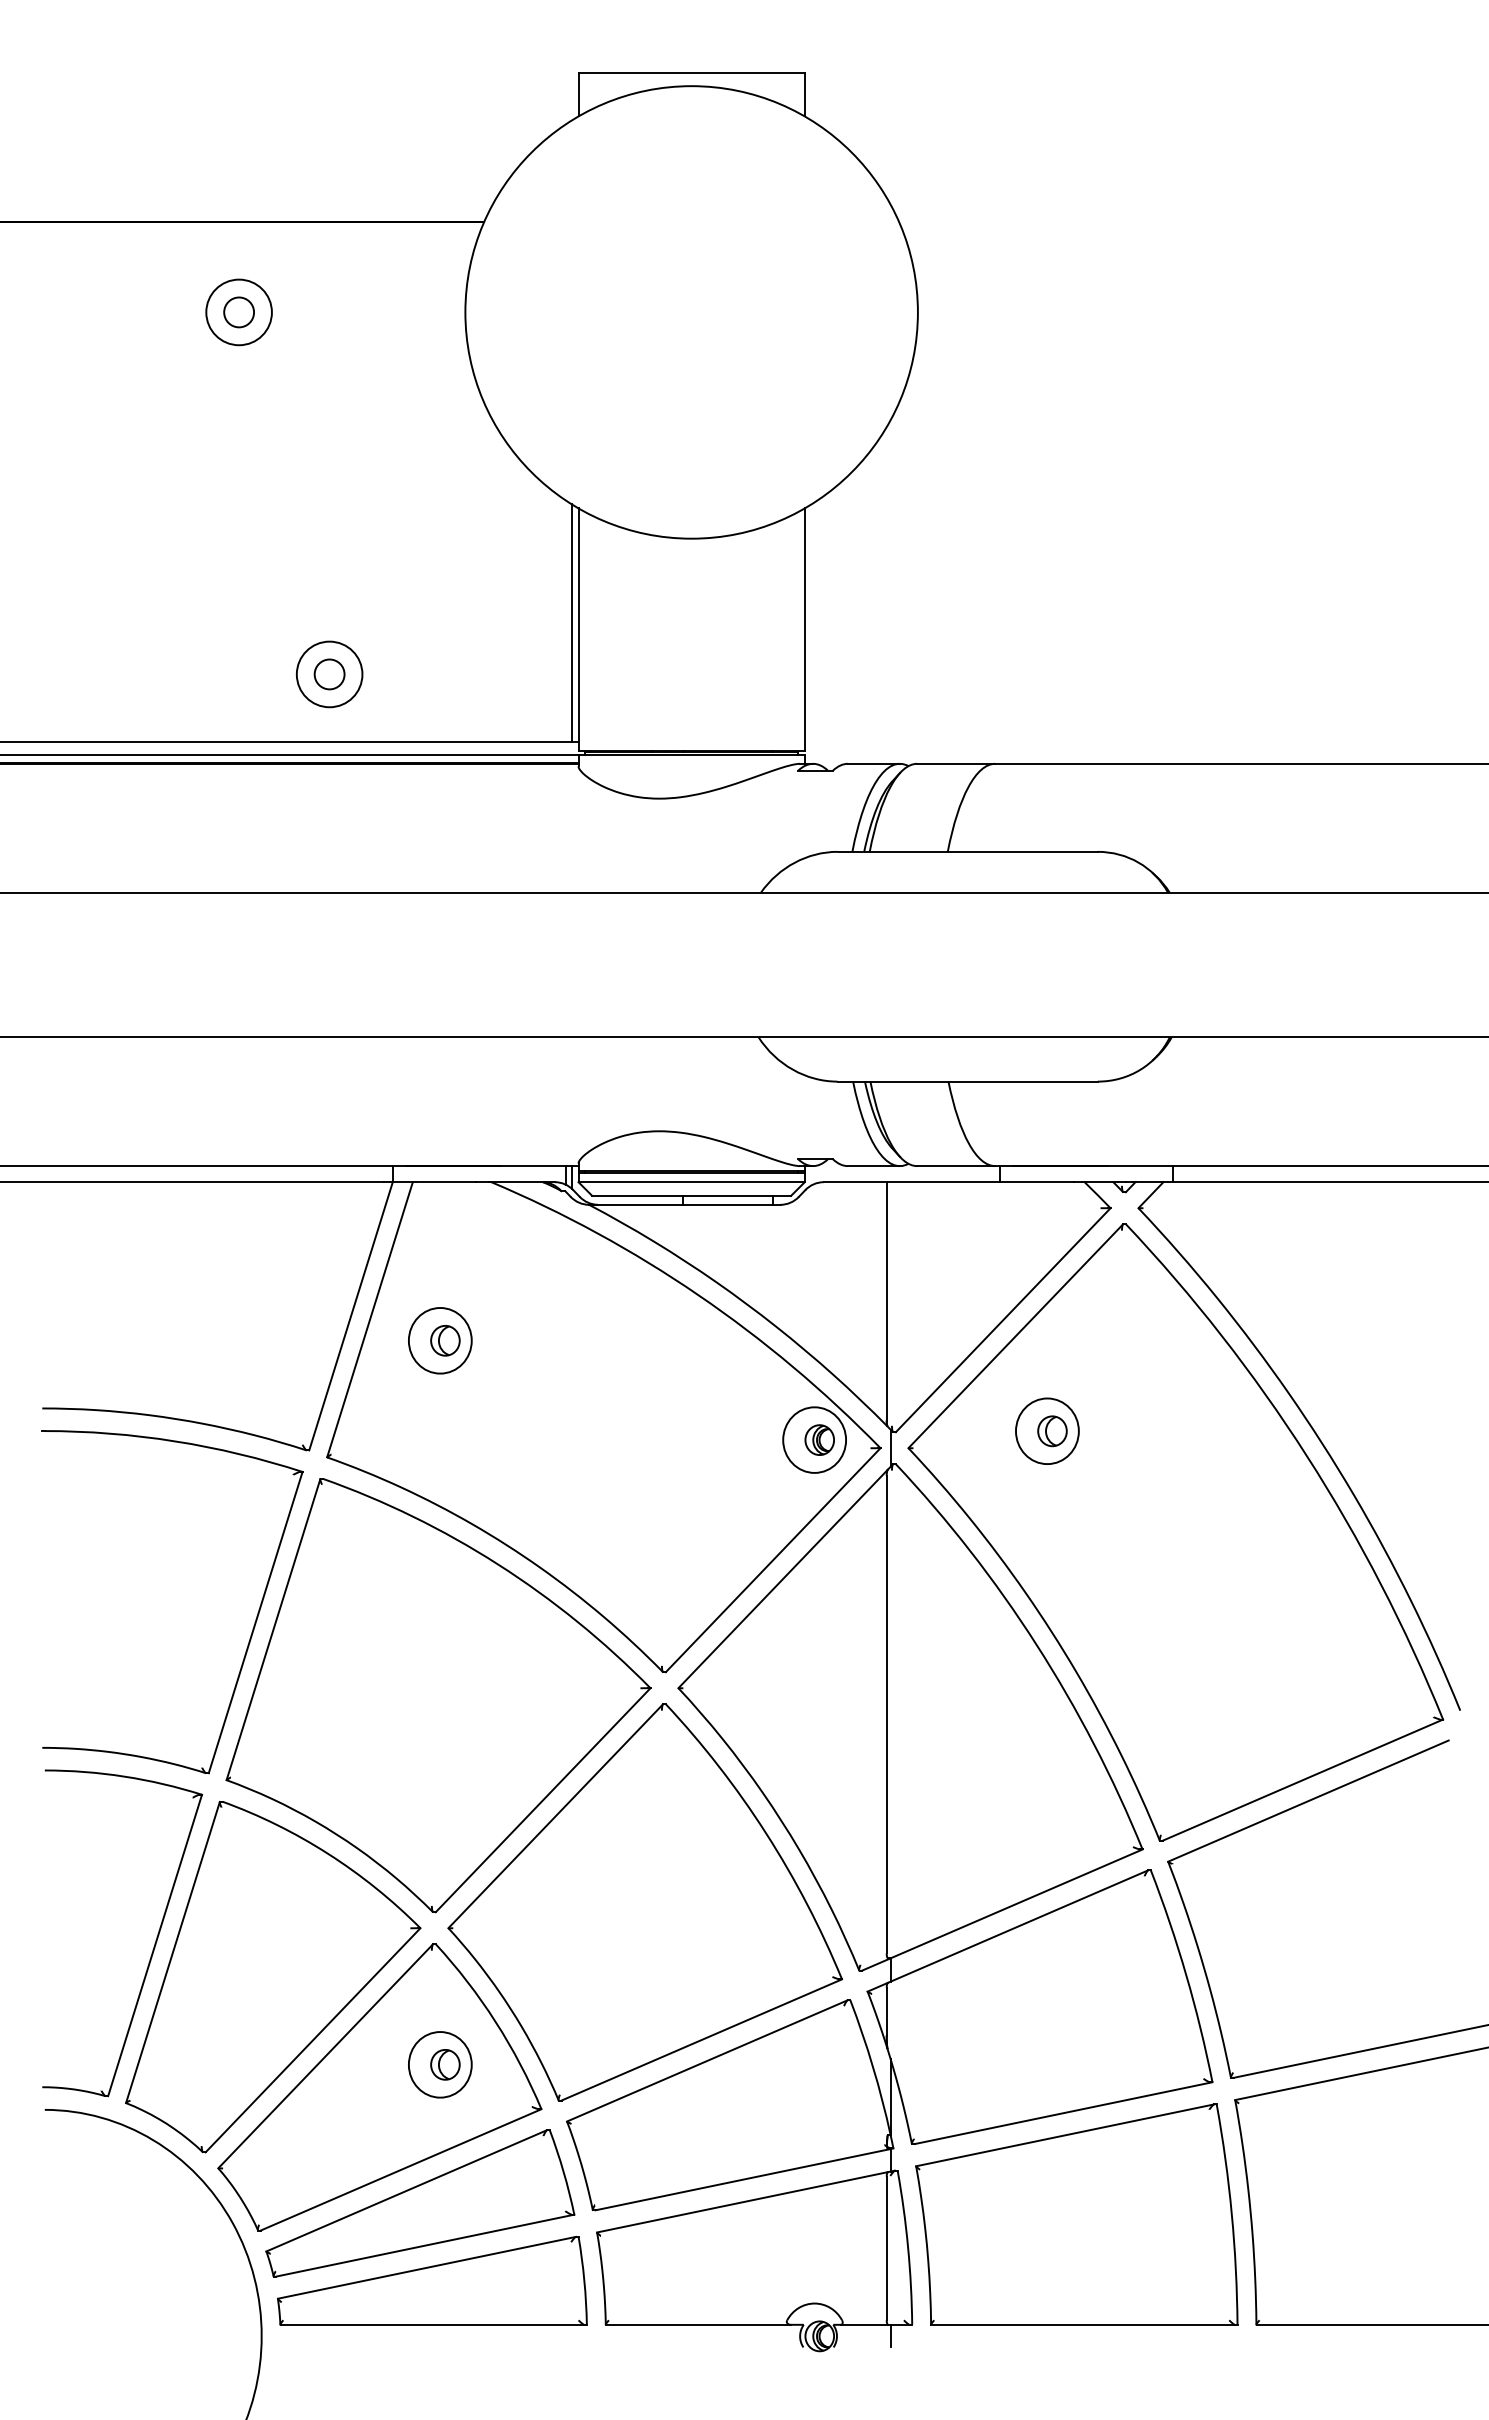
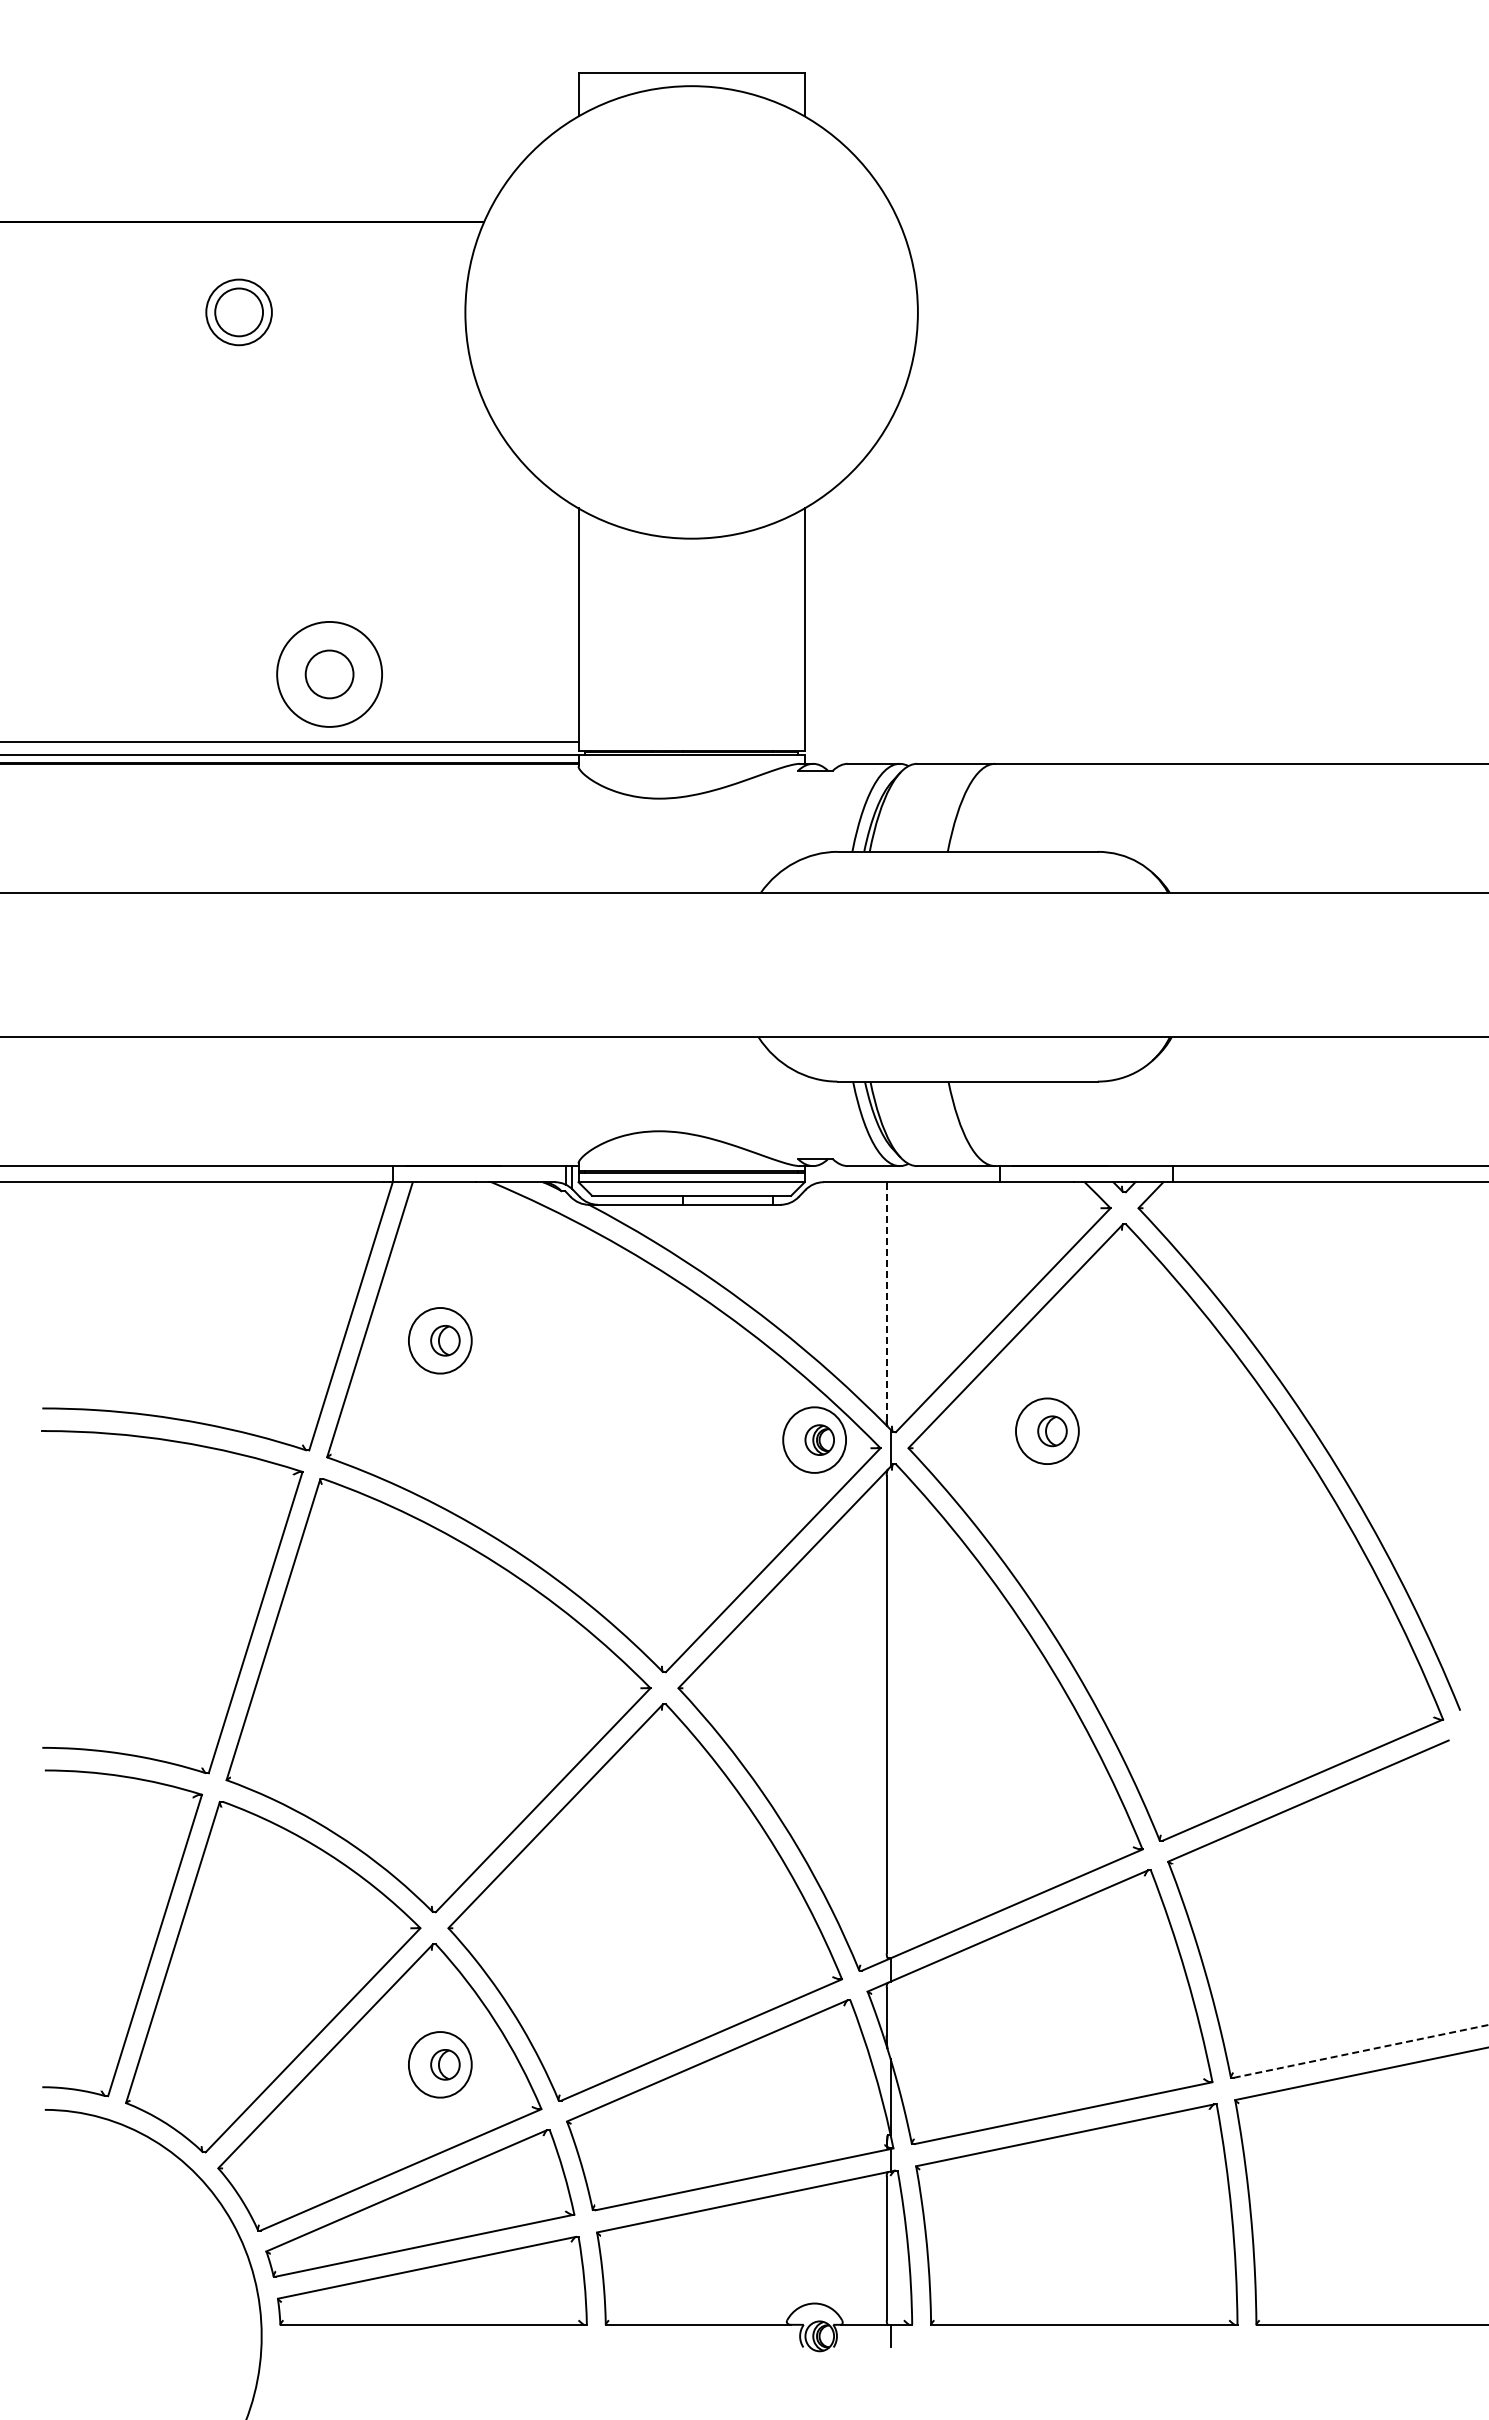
circle diameter: 30 px -> 48 px (239, 312)
line: present -> none (571, 623)
circle diameter: 30 px -> 48 px (329, 674)
circle diameter: 66 px -> 105 px (329, 673)
line: solid -> dashed (886, 1300)
line: solid -> dashed (1361, 2051)
